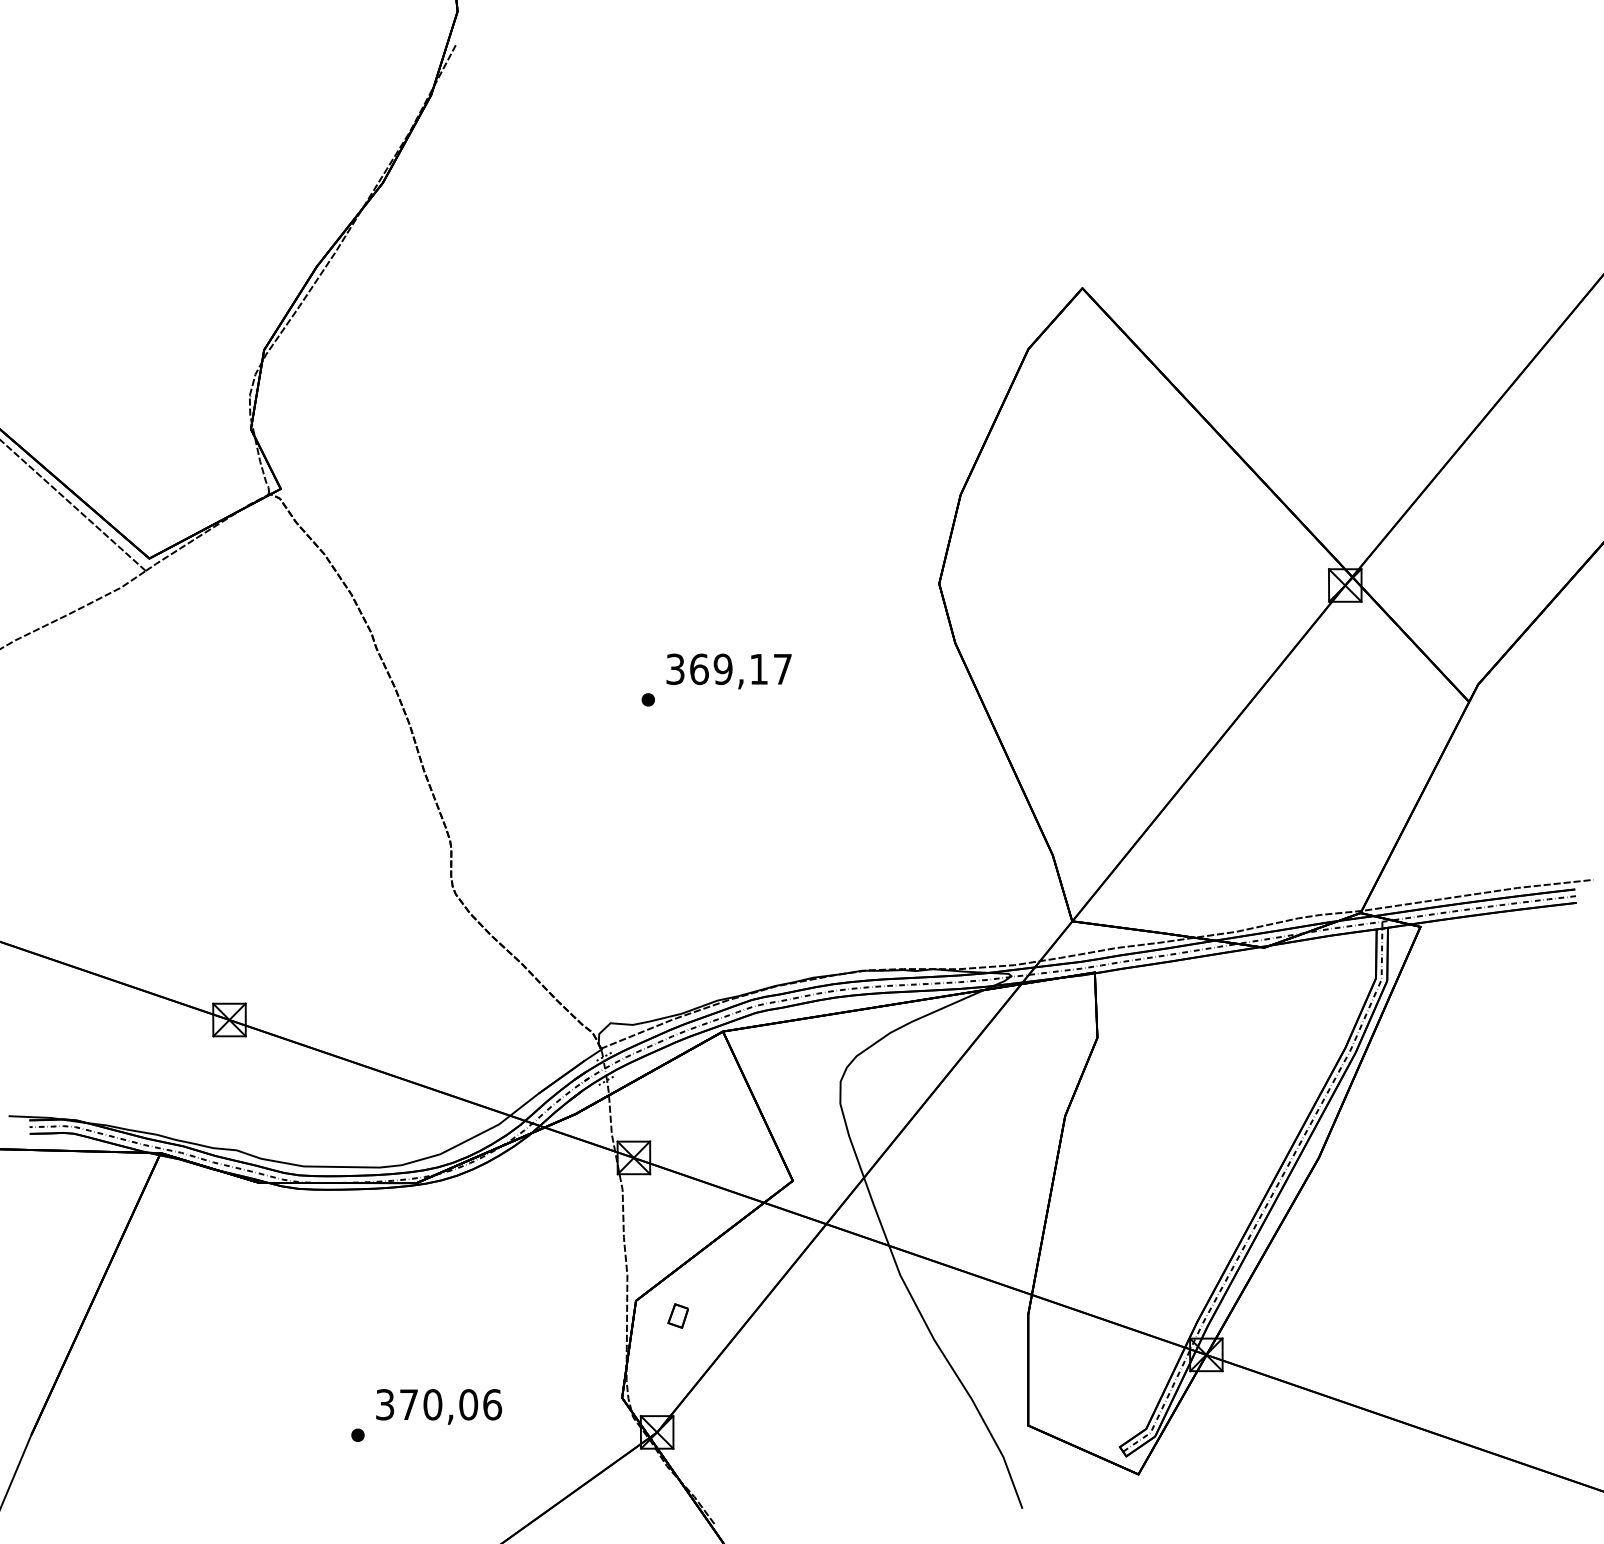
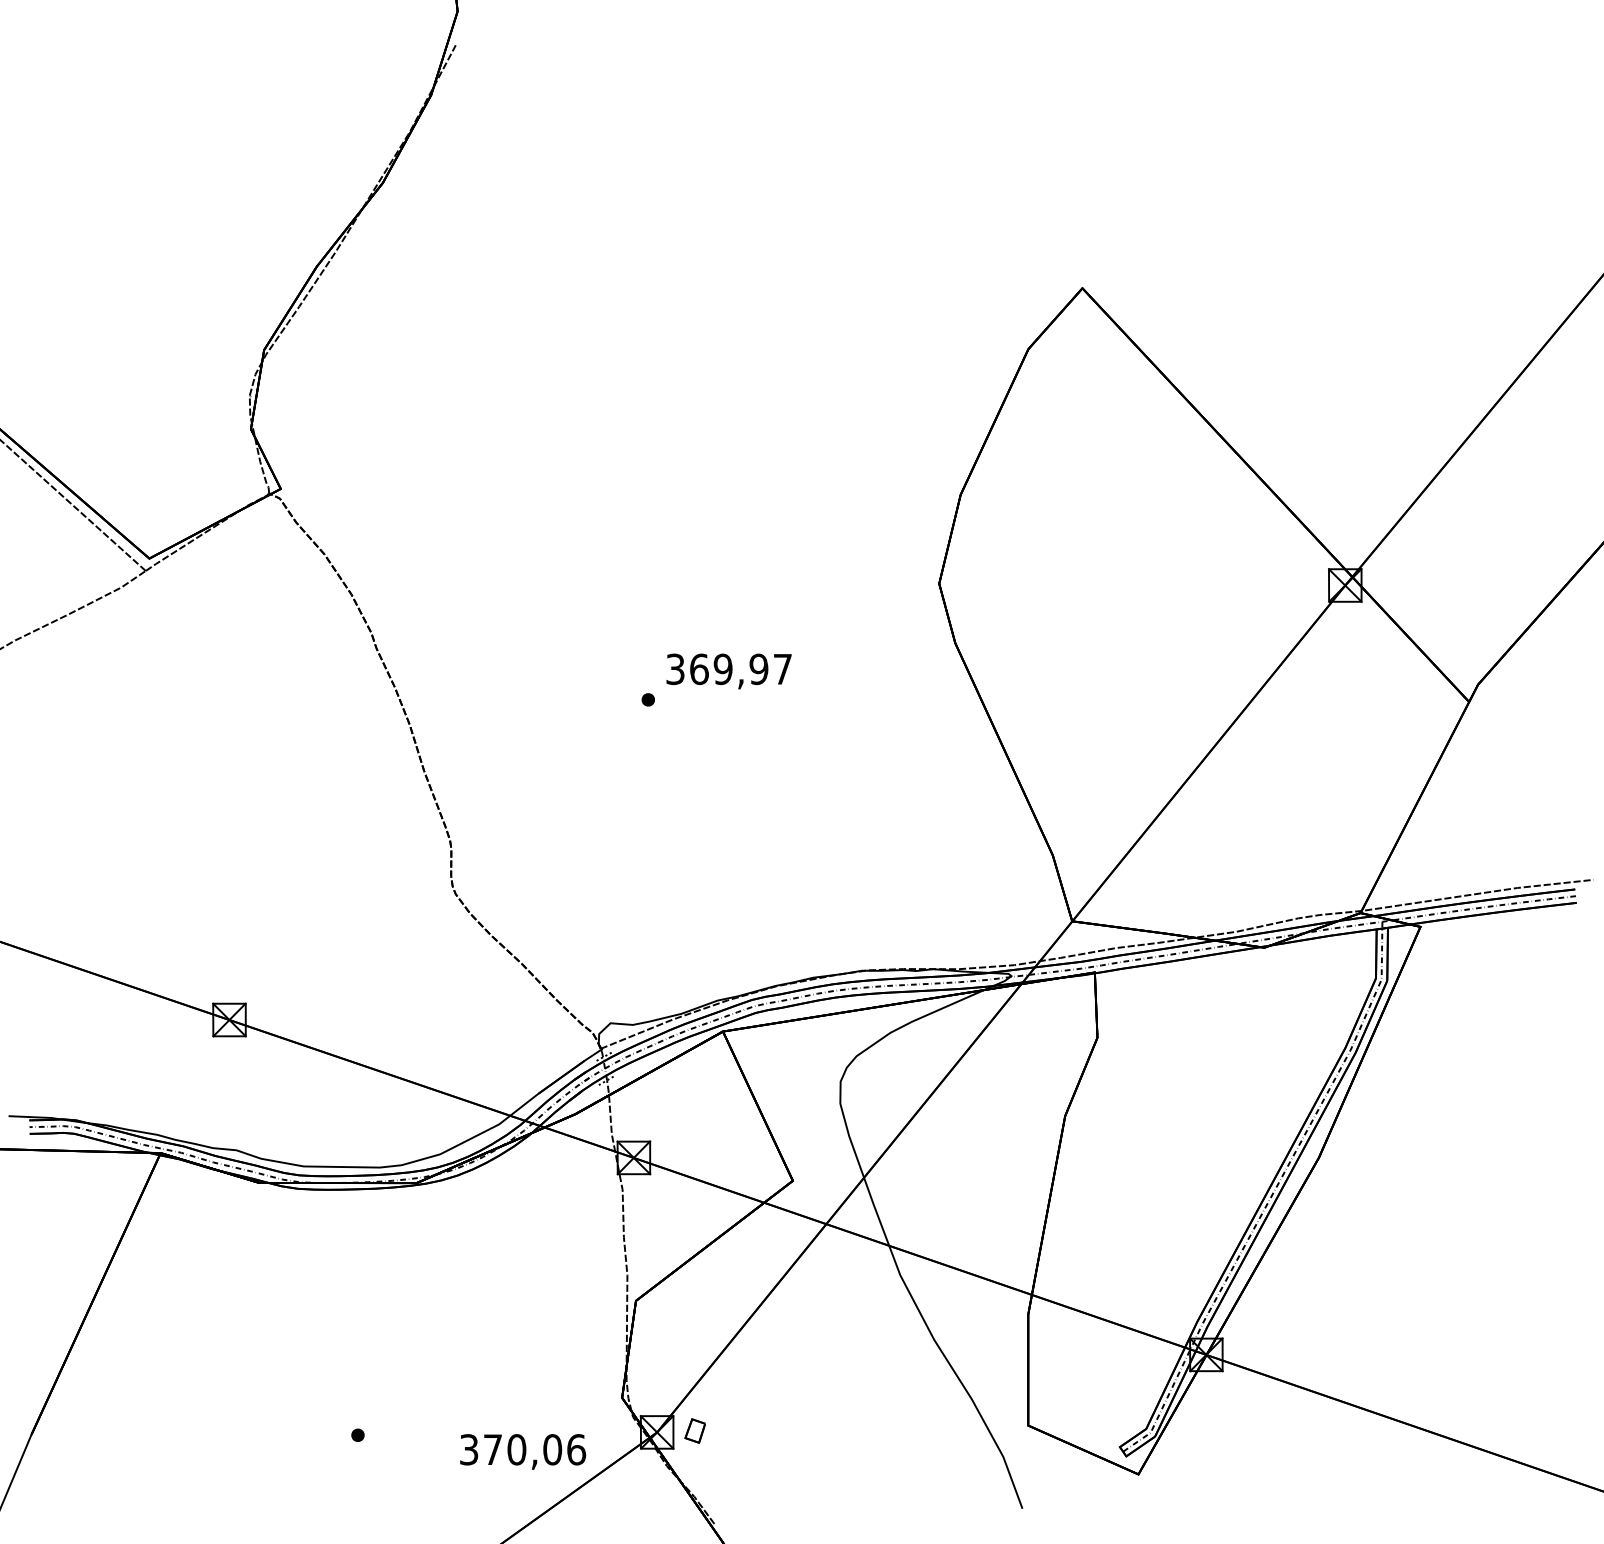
text: 369,17 -> 369,97 (758, 669)
part position: (677, 1315) -> (694, 1430) (694, 1430)
text position: (439, 1406) -> (523, 1451) (523, 1451)
